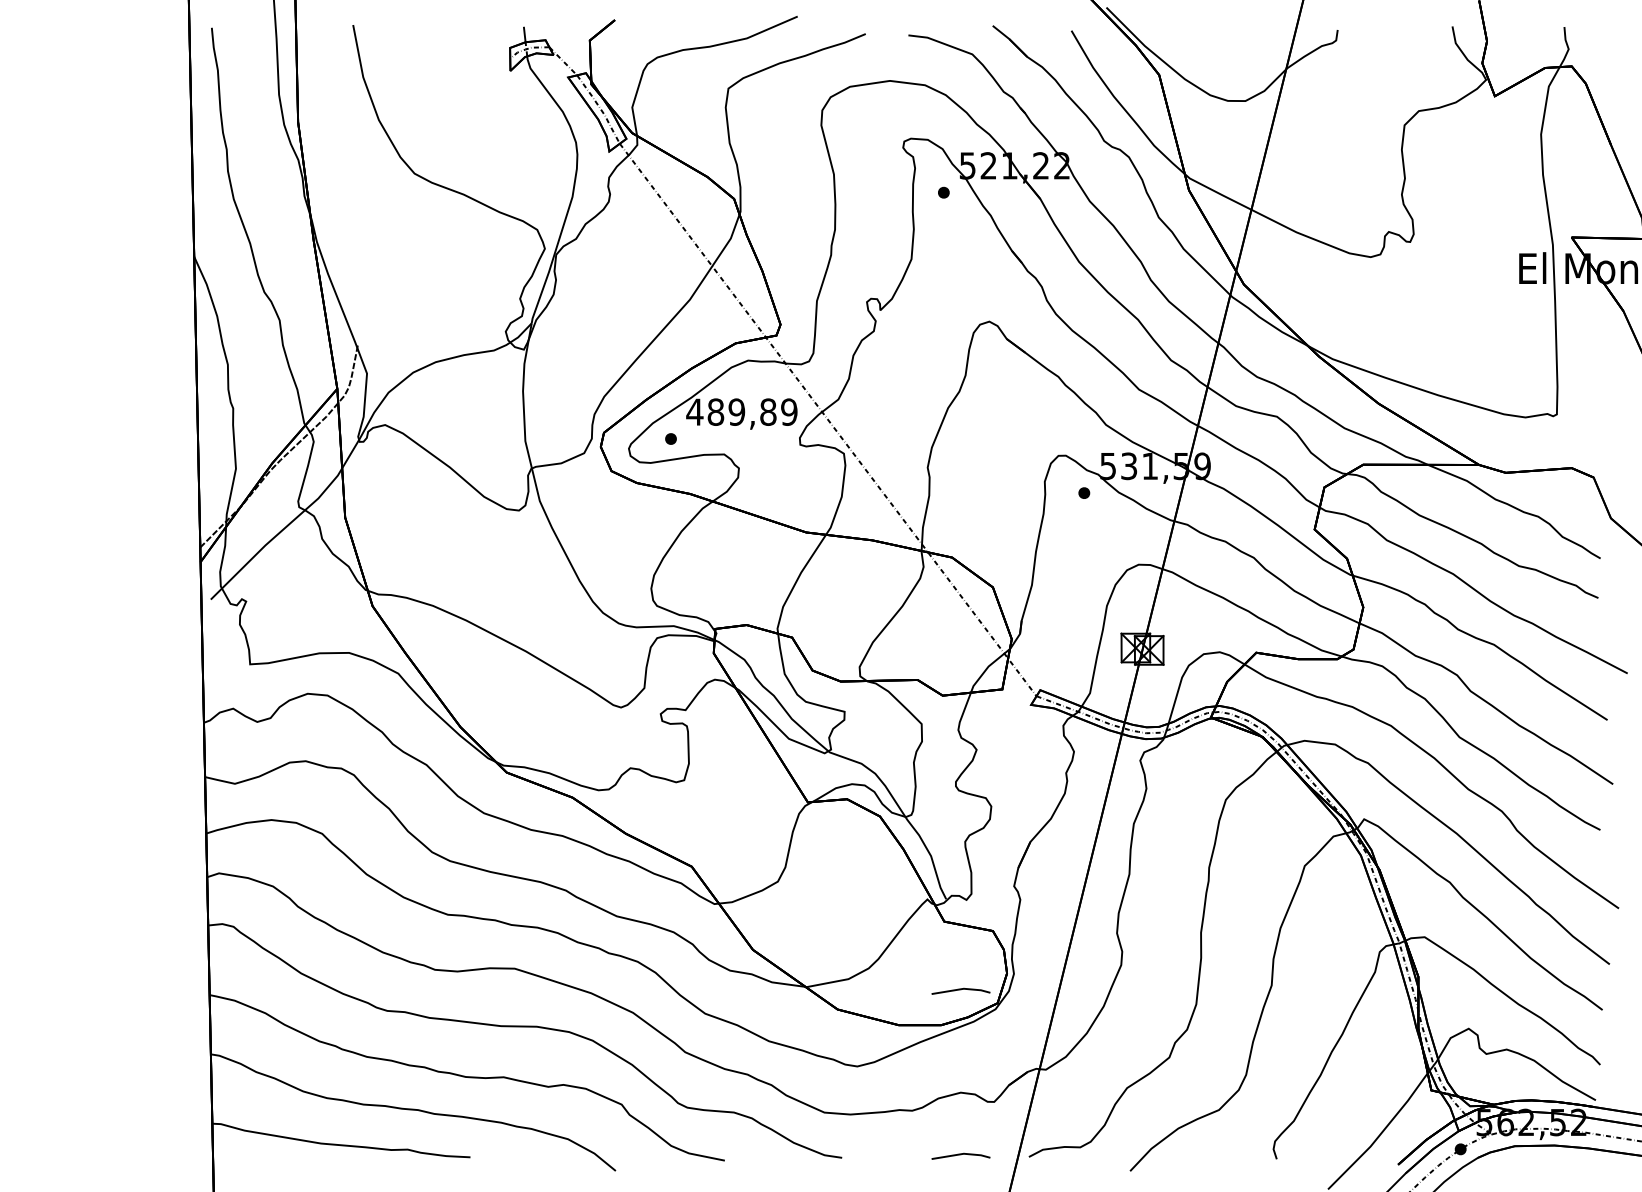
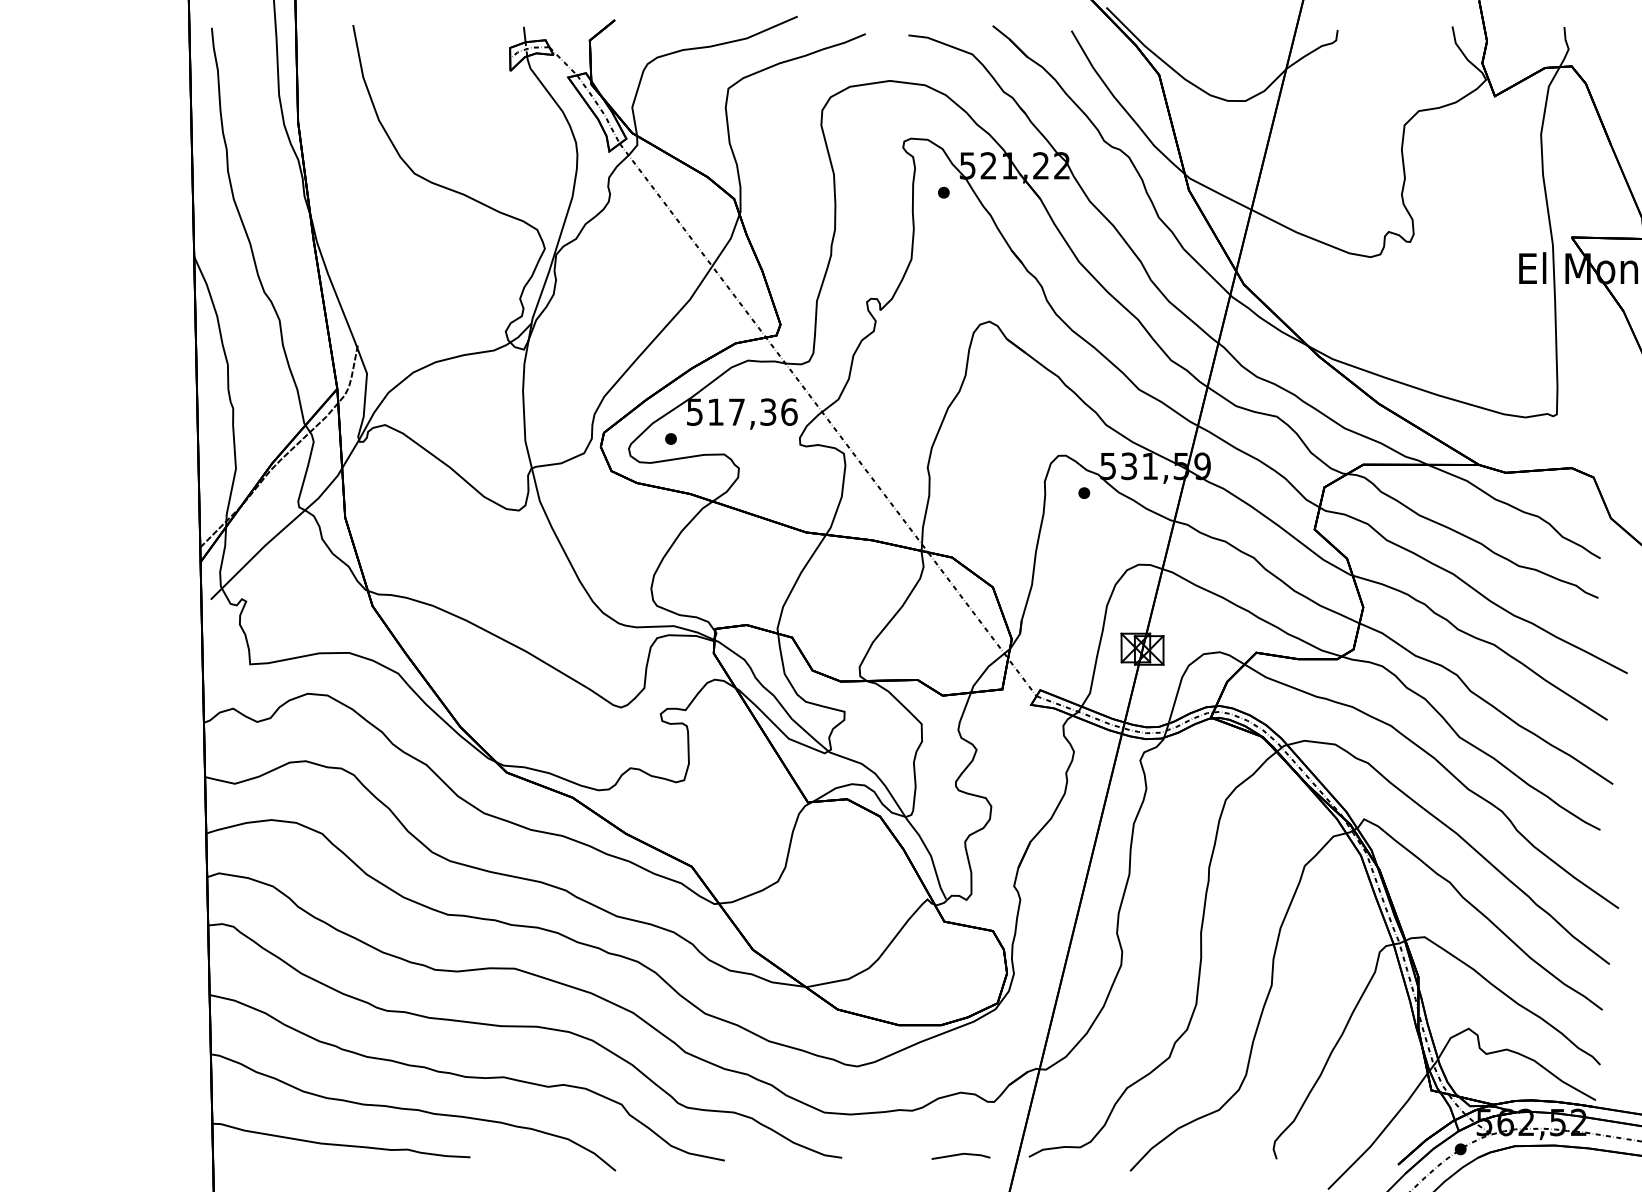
text: 489,89 -> 517,36 (741, 411)
line: present -> none (960, 990)
